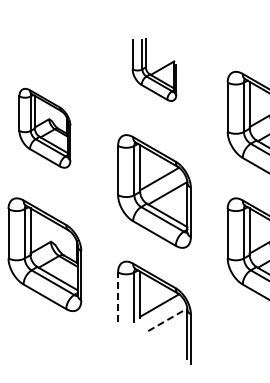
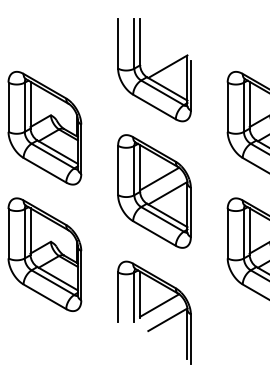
part size: 47x64 px -> 75x105 px (154, 70)
part size: 54x81 px -> 76x115 px (44, 128)
line: dashed -> solid (118, 297)
line: dashed -> solid (167, 319)
